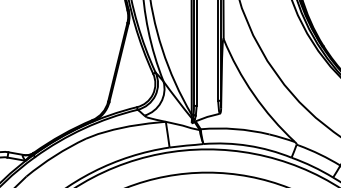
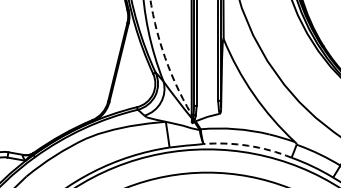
arc: solid -> dashed (166, 60)
arc: solid -> dashed (248, 145)
